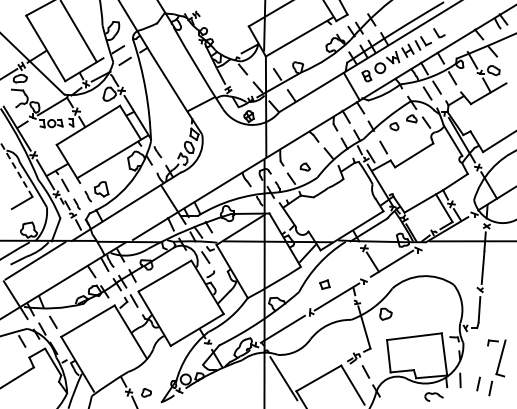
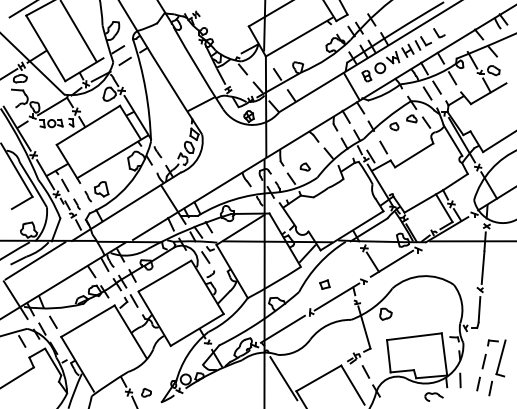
line: none -> present (21, 9)
line: dashed -> solid (16, 170)
line: none -> present (483, 361)
